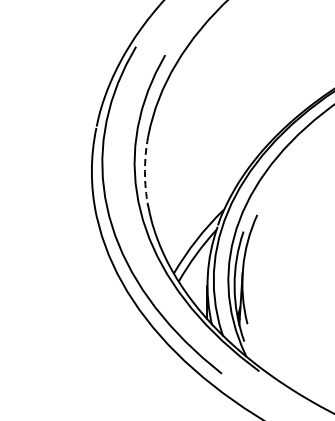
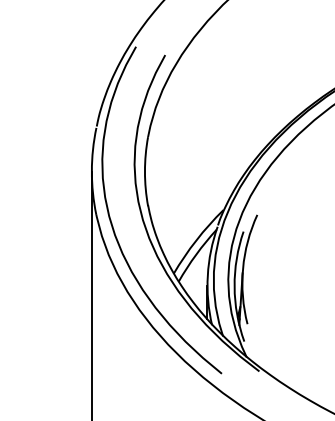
arc: dashed -> solid (144, 171)
line: none -> present (91, 294)
